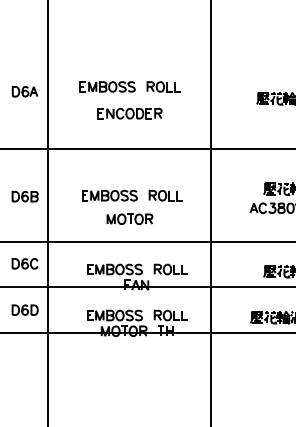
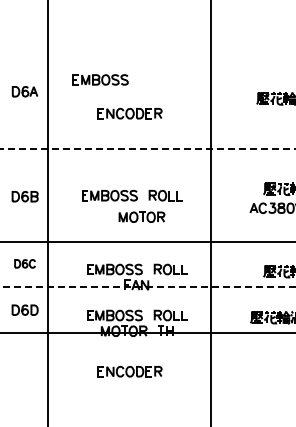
part position: (107, 86) -> (100, 79) (100, 79)
part: present -> none (163, 86)
line: solid -> dashed (148, 149)
part position: (129, 218) -> (141, 216) (141, 216)
part size: 28x12 px -> 22x10 px (24, 263)
line: solid -> dashed (148, 286)
part: none -> present (129, 371)
